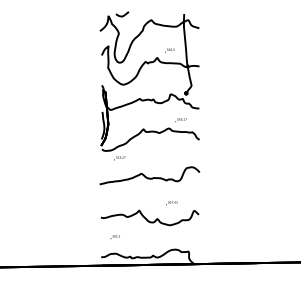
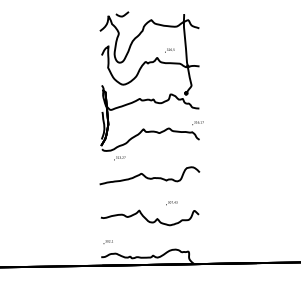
text position: (180, 120) -> (197, 123) (197, 123)
text position: (114, 236) -> (107, 241) (107, 241)
